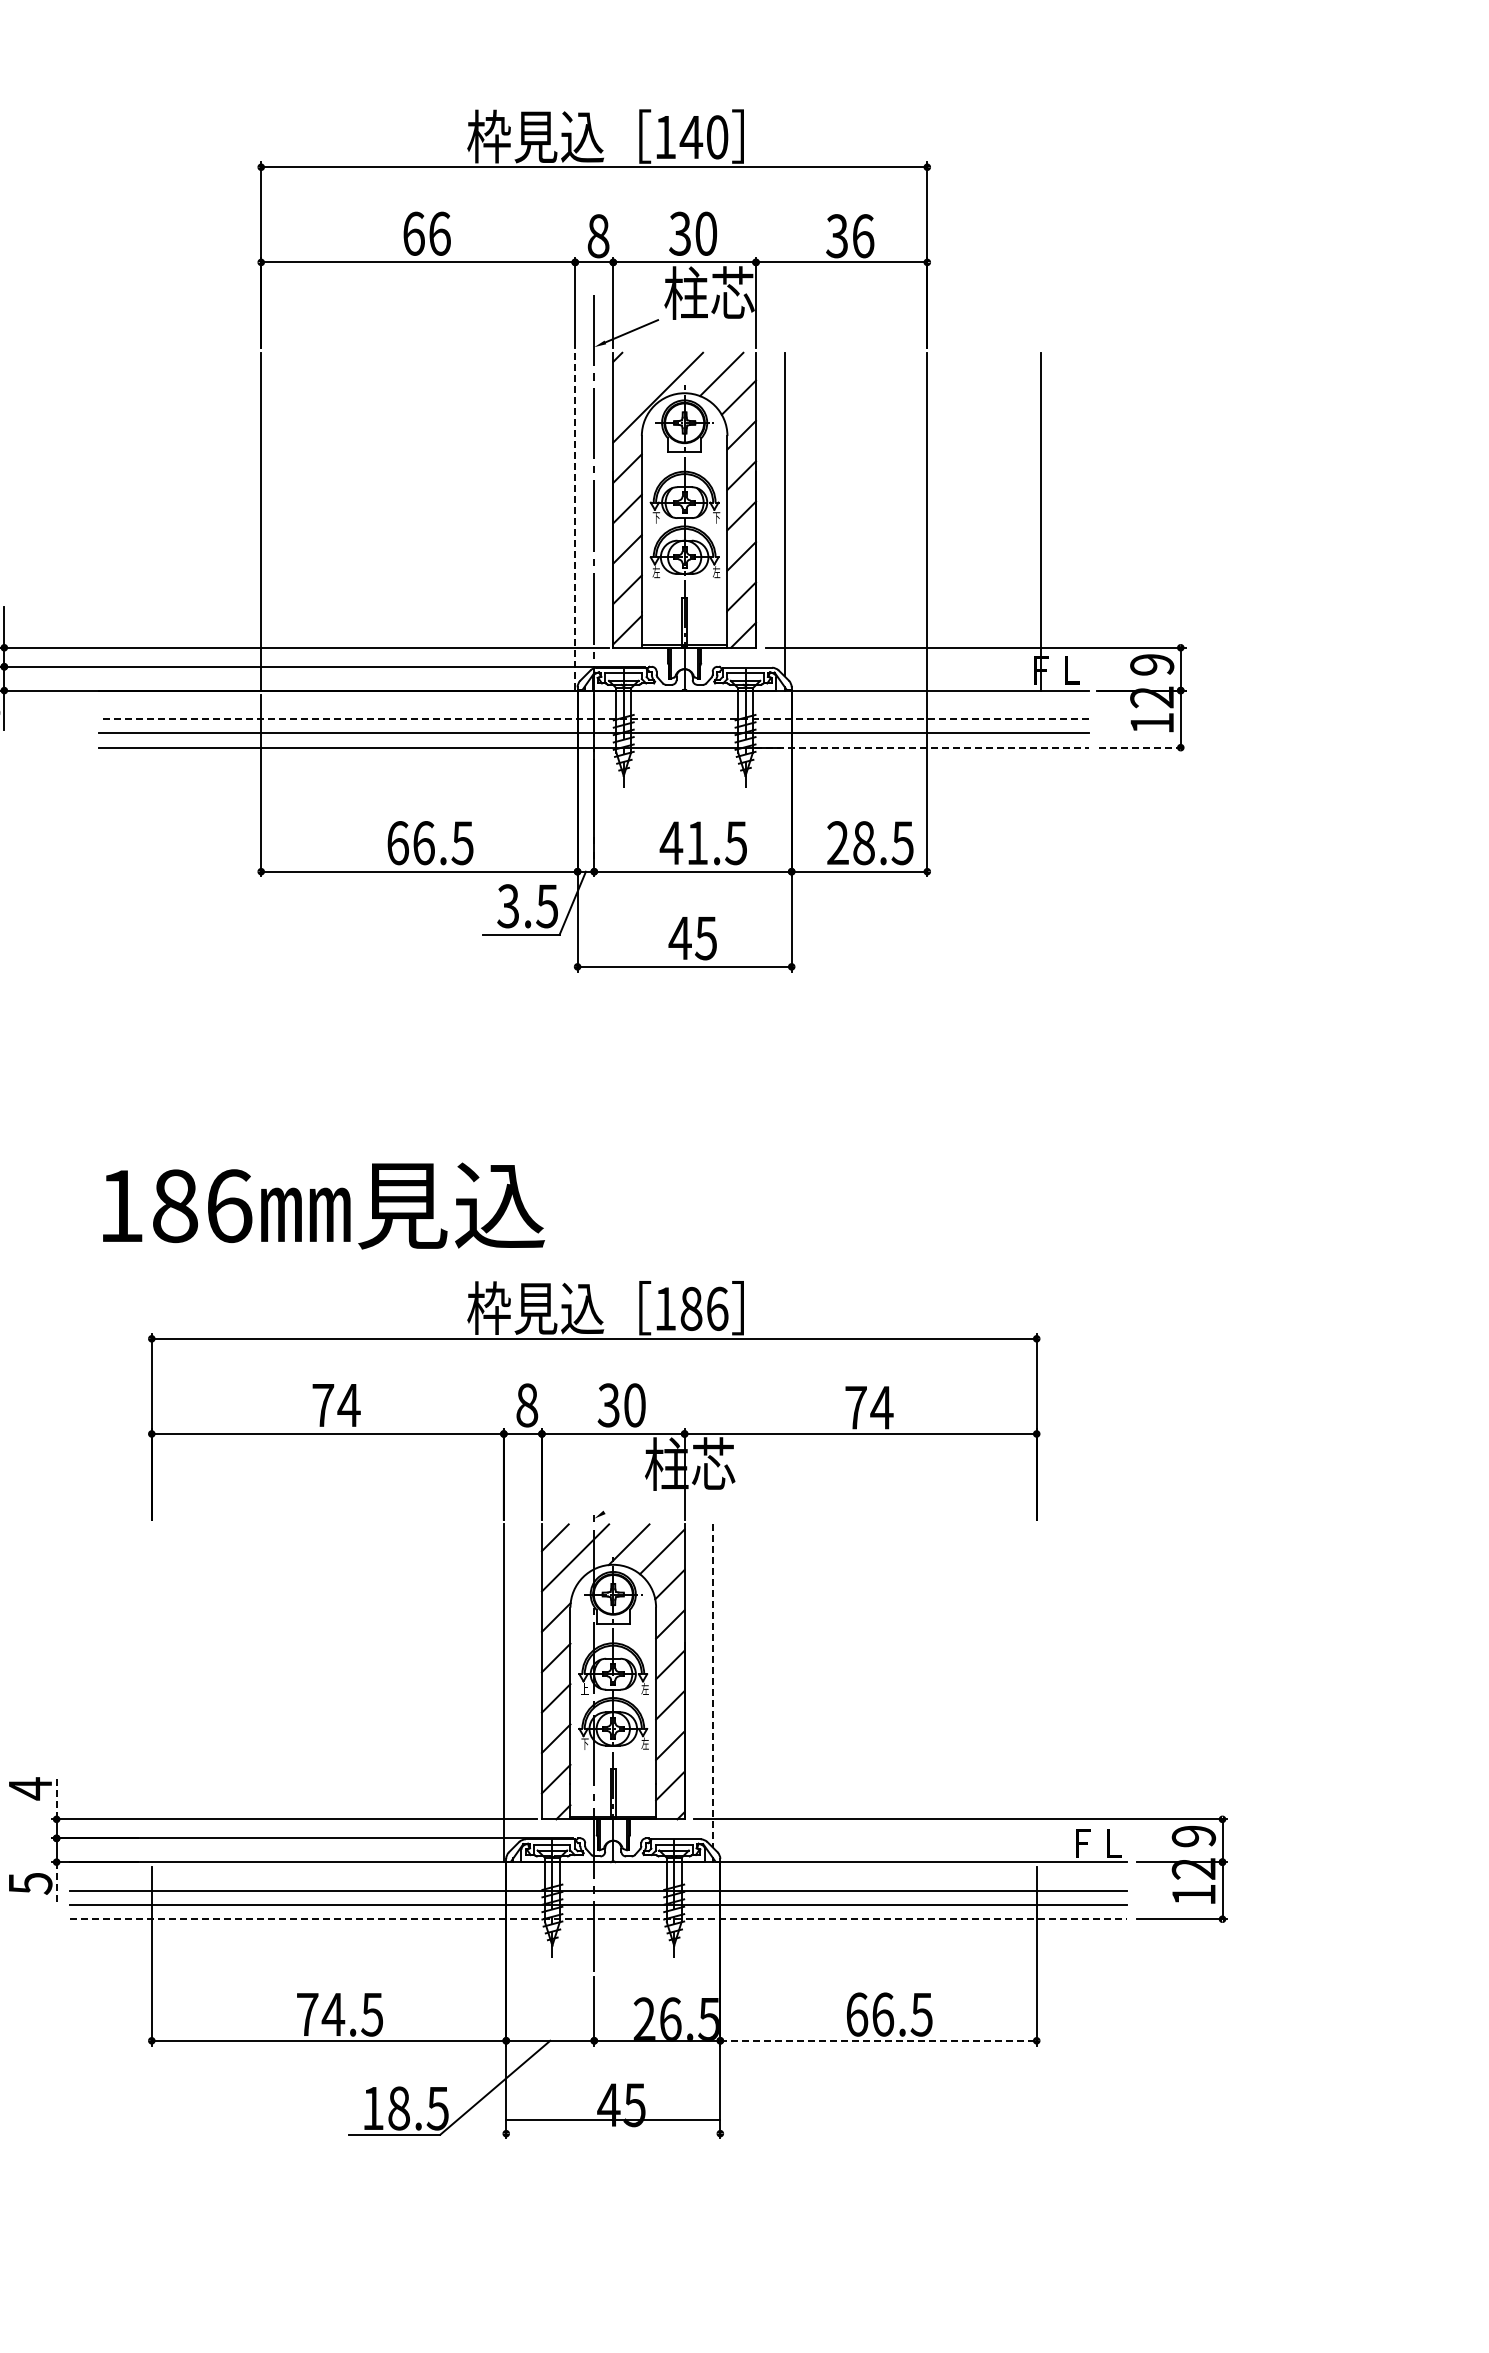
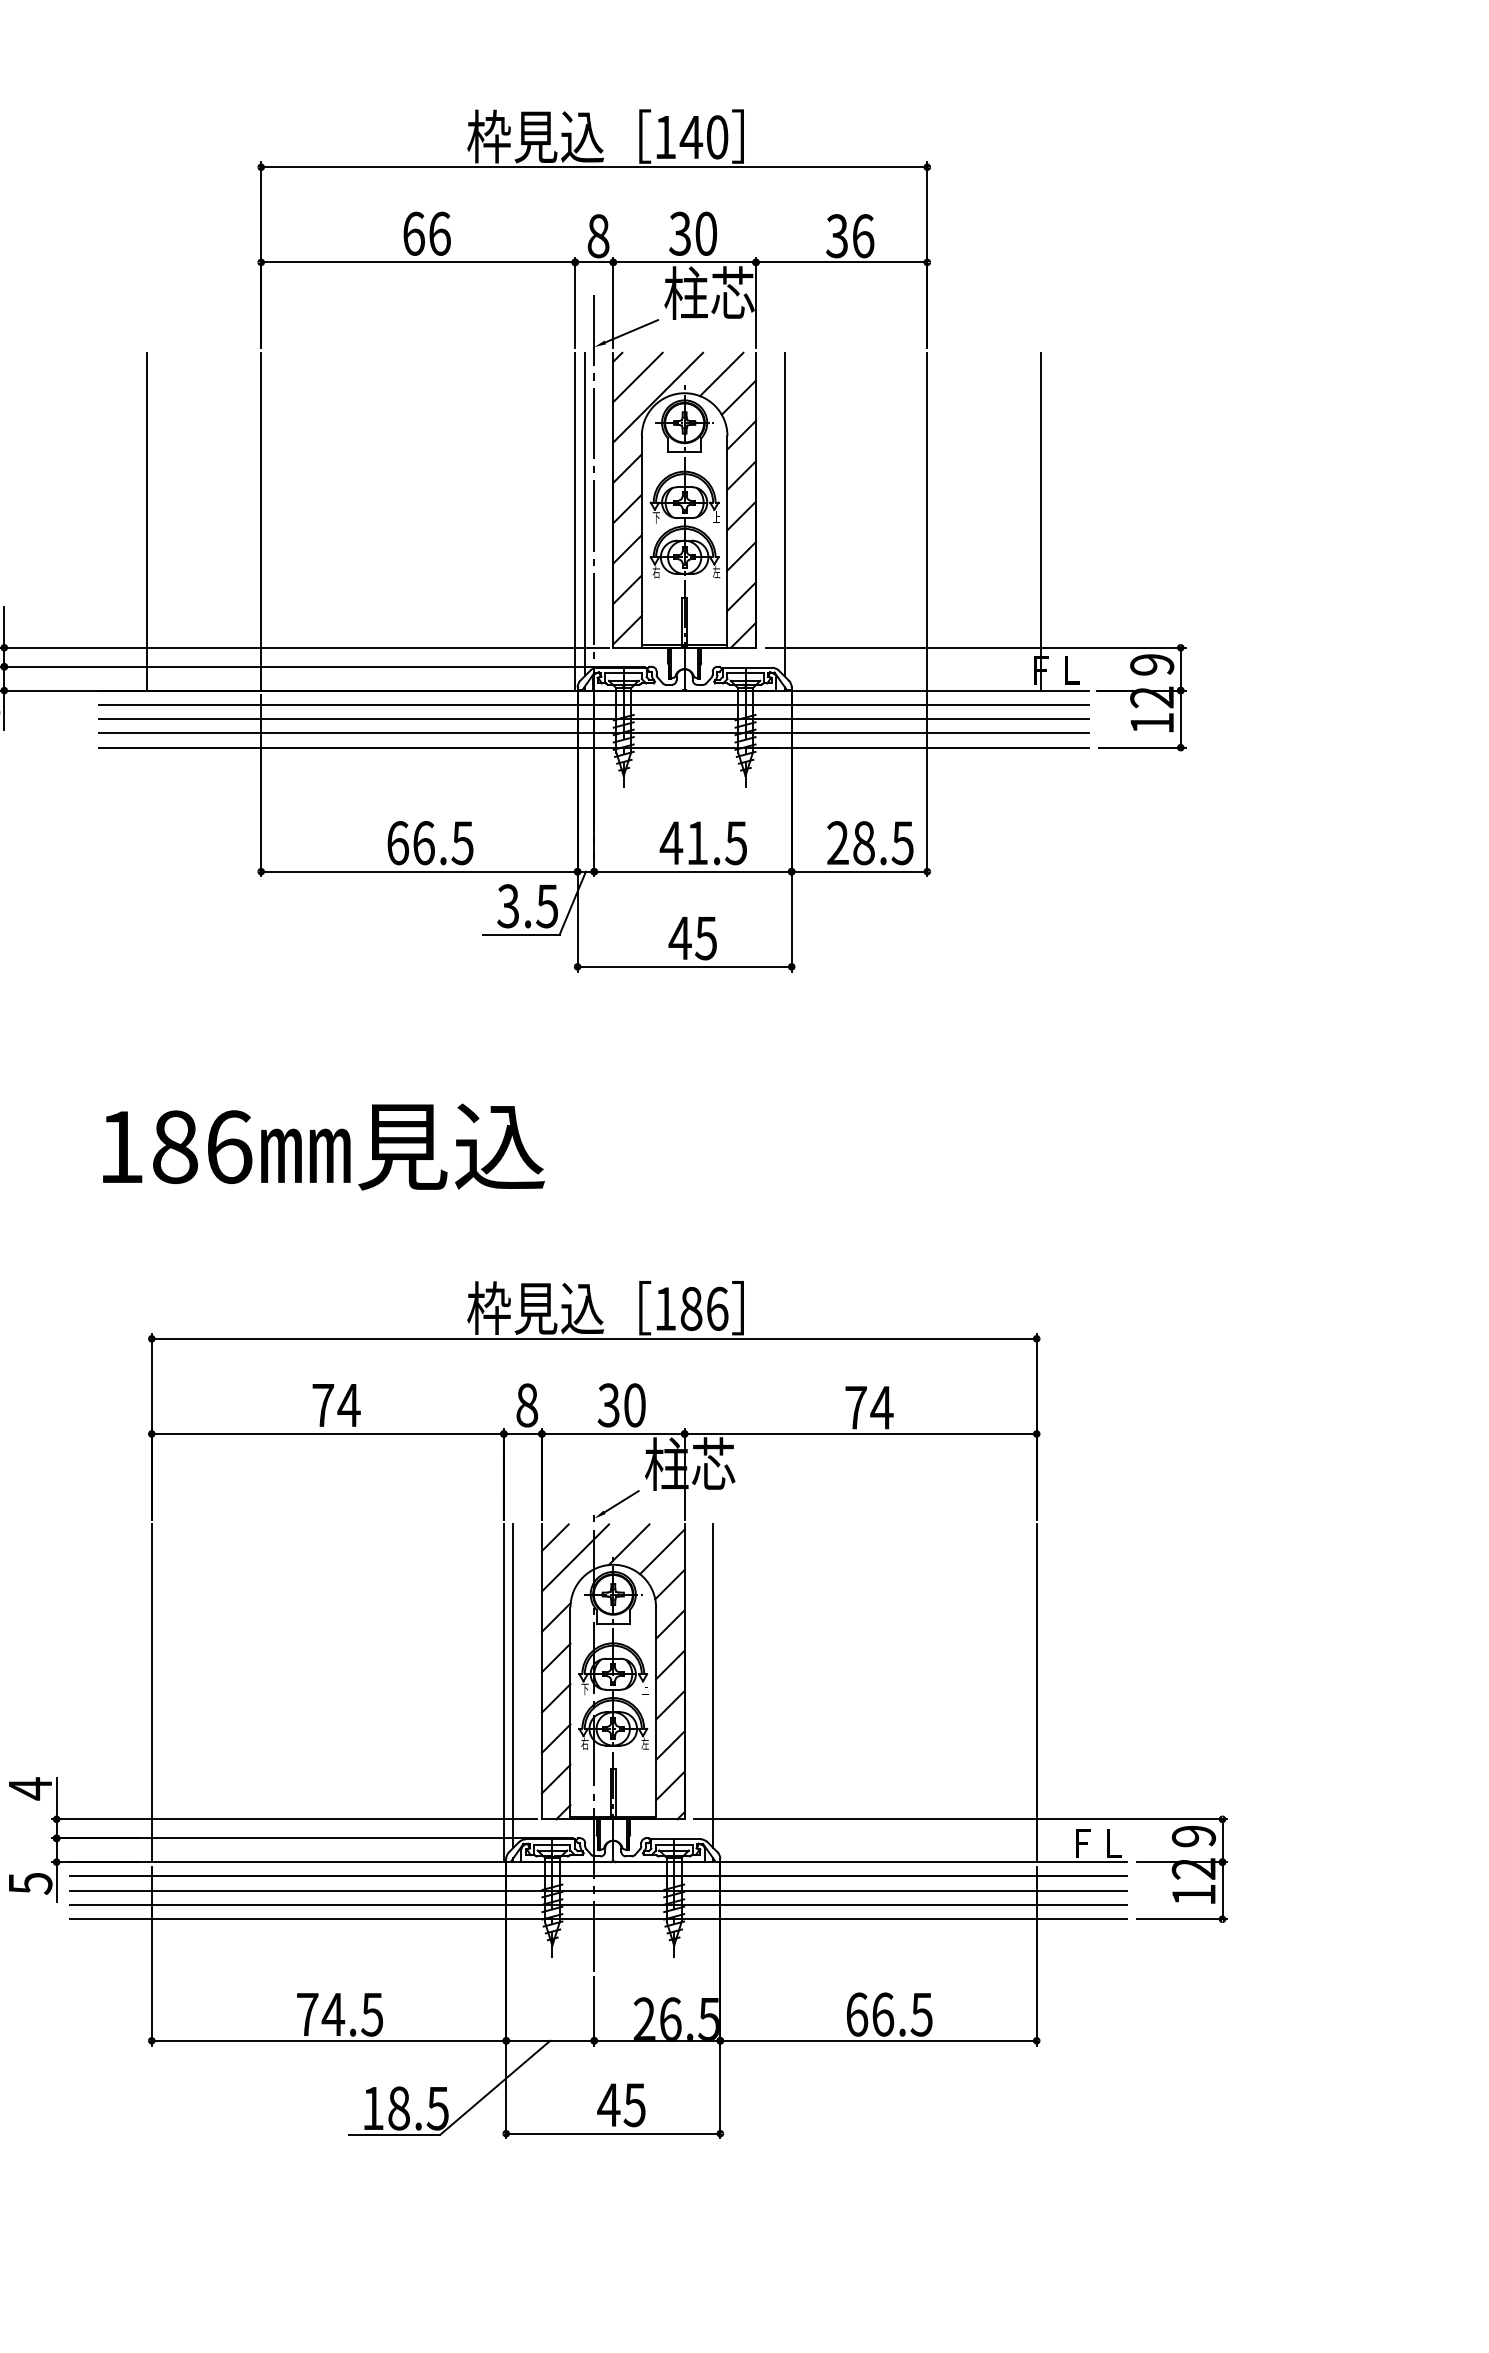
line: none -> present (637, 377)
line: none -> present (584, 514)
text: 下 -> 上 (716, 517)
line: none -> present (147, 521)
line: dashed -> solid (575, 521)
text: 左 -> 右 (656, 572)
line: none -> present (594, 704)
line: dashed -> solid (594, 719)
line: dashed -> solid (922, 747)
line: dashed -> solid (1142, 747)
text position: (323, 1205) -> (323, 1146) (323, 1146)
line: none -> present (621, 1501)
line: none -> present (513, 1685)
line: dashed -> solid (713, 1686)
text: 左 -> 上 (644, 1688)
text: 上 -> 下 (584, 1689)
line: none -> present (151, 1693)
line: none -> present (1036, 1693)
text: 下 -> 右 (584, 1743)
line: dashed -> solid (56, 1798)
line: none -> present (598, 1876)
line: dashed -> solid (56, 1881)
line: dashed -> solid (598, 1919)
line: dashed -> solid (879, 2040)
line position: (613, 2119) -> (613, 2133) (613, 2133)
